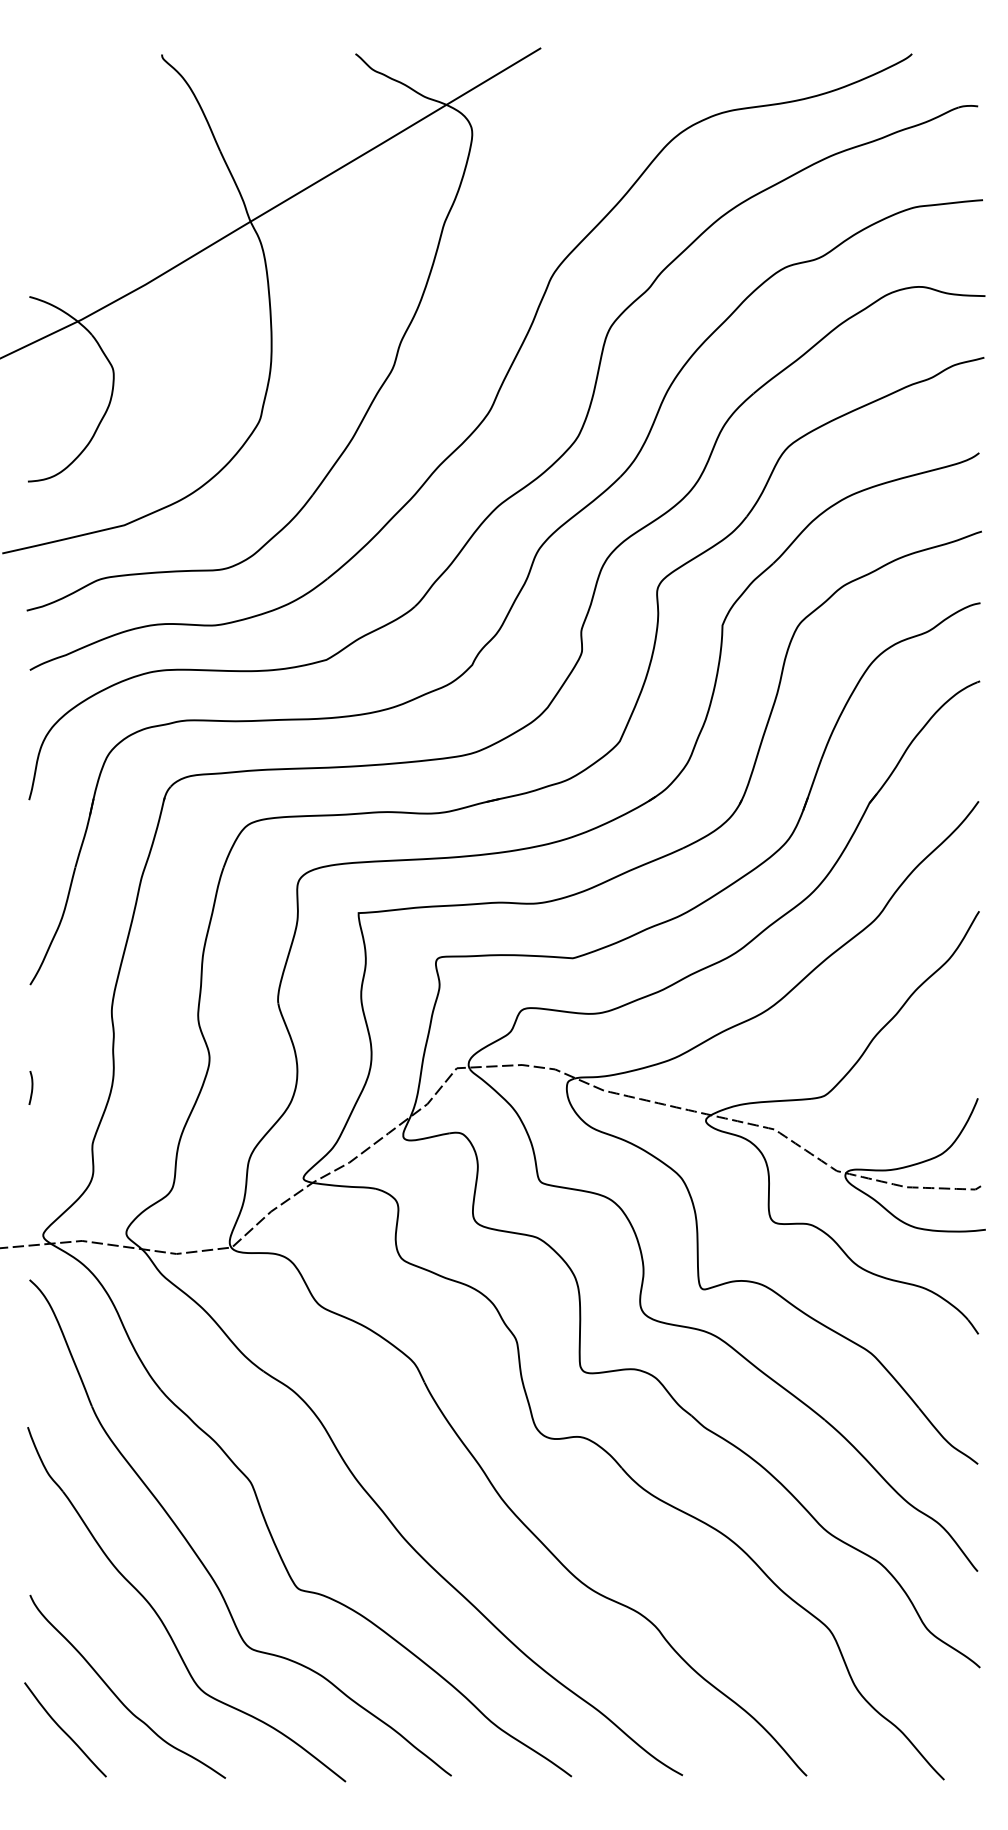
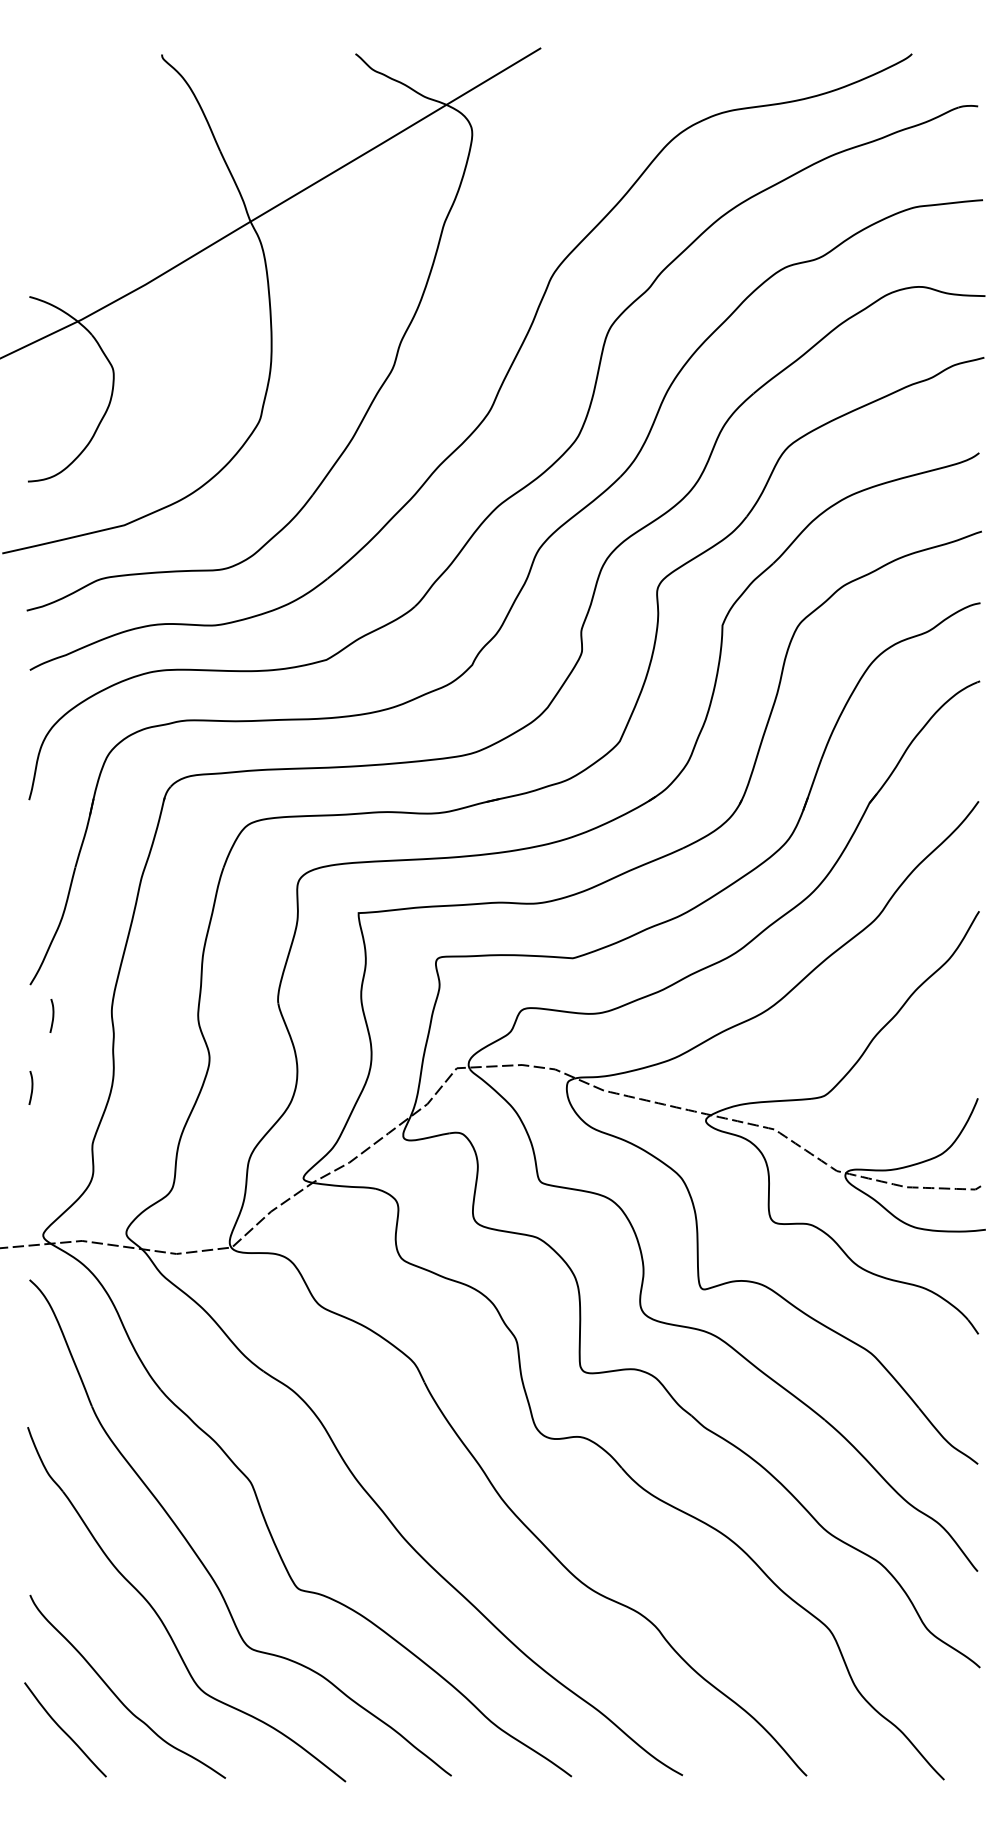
curve: none -> present (52, 1015)
